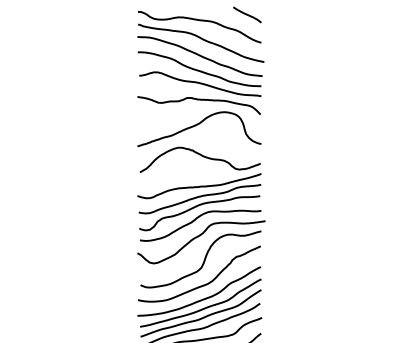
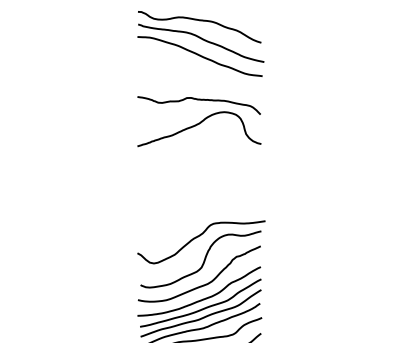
line: present -> none (247, 14)
part: present -> none (199, 73)
part: present -> none (199, 193)
